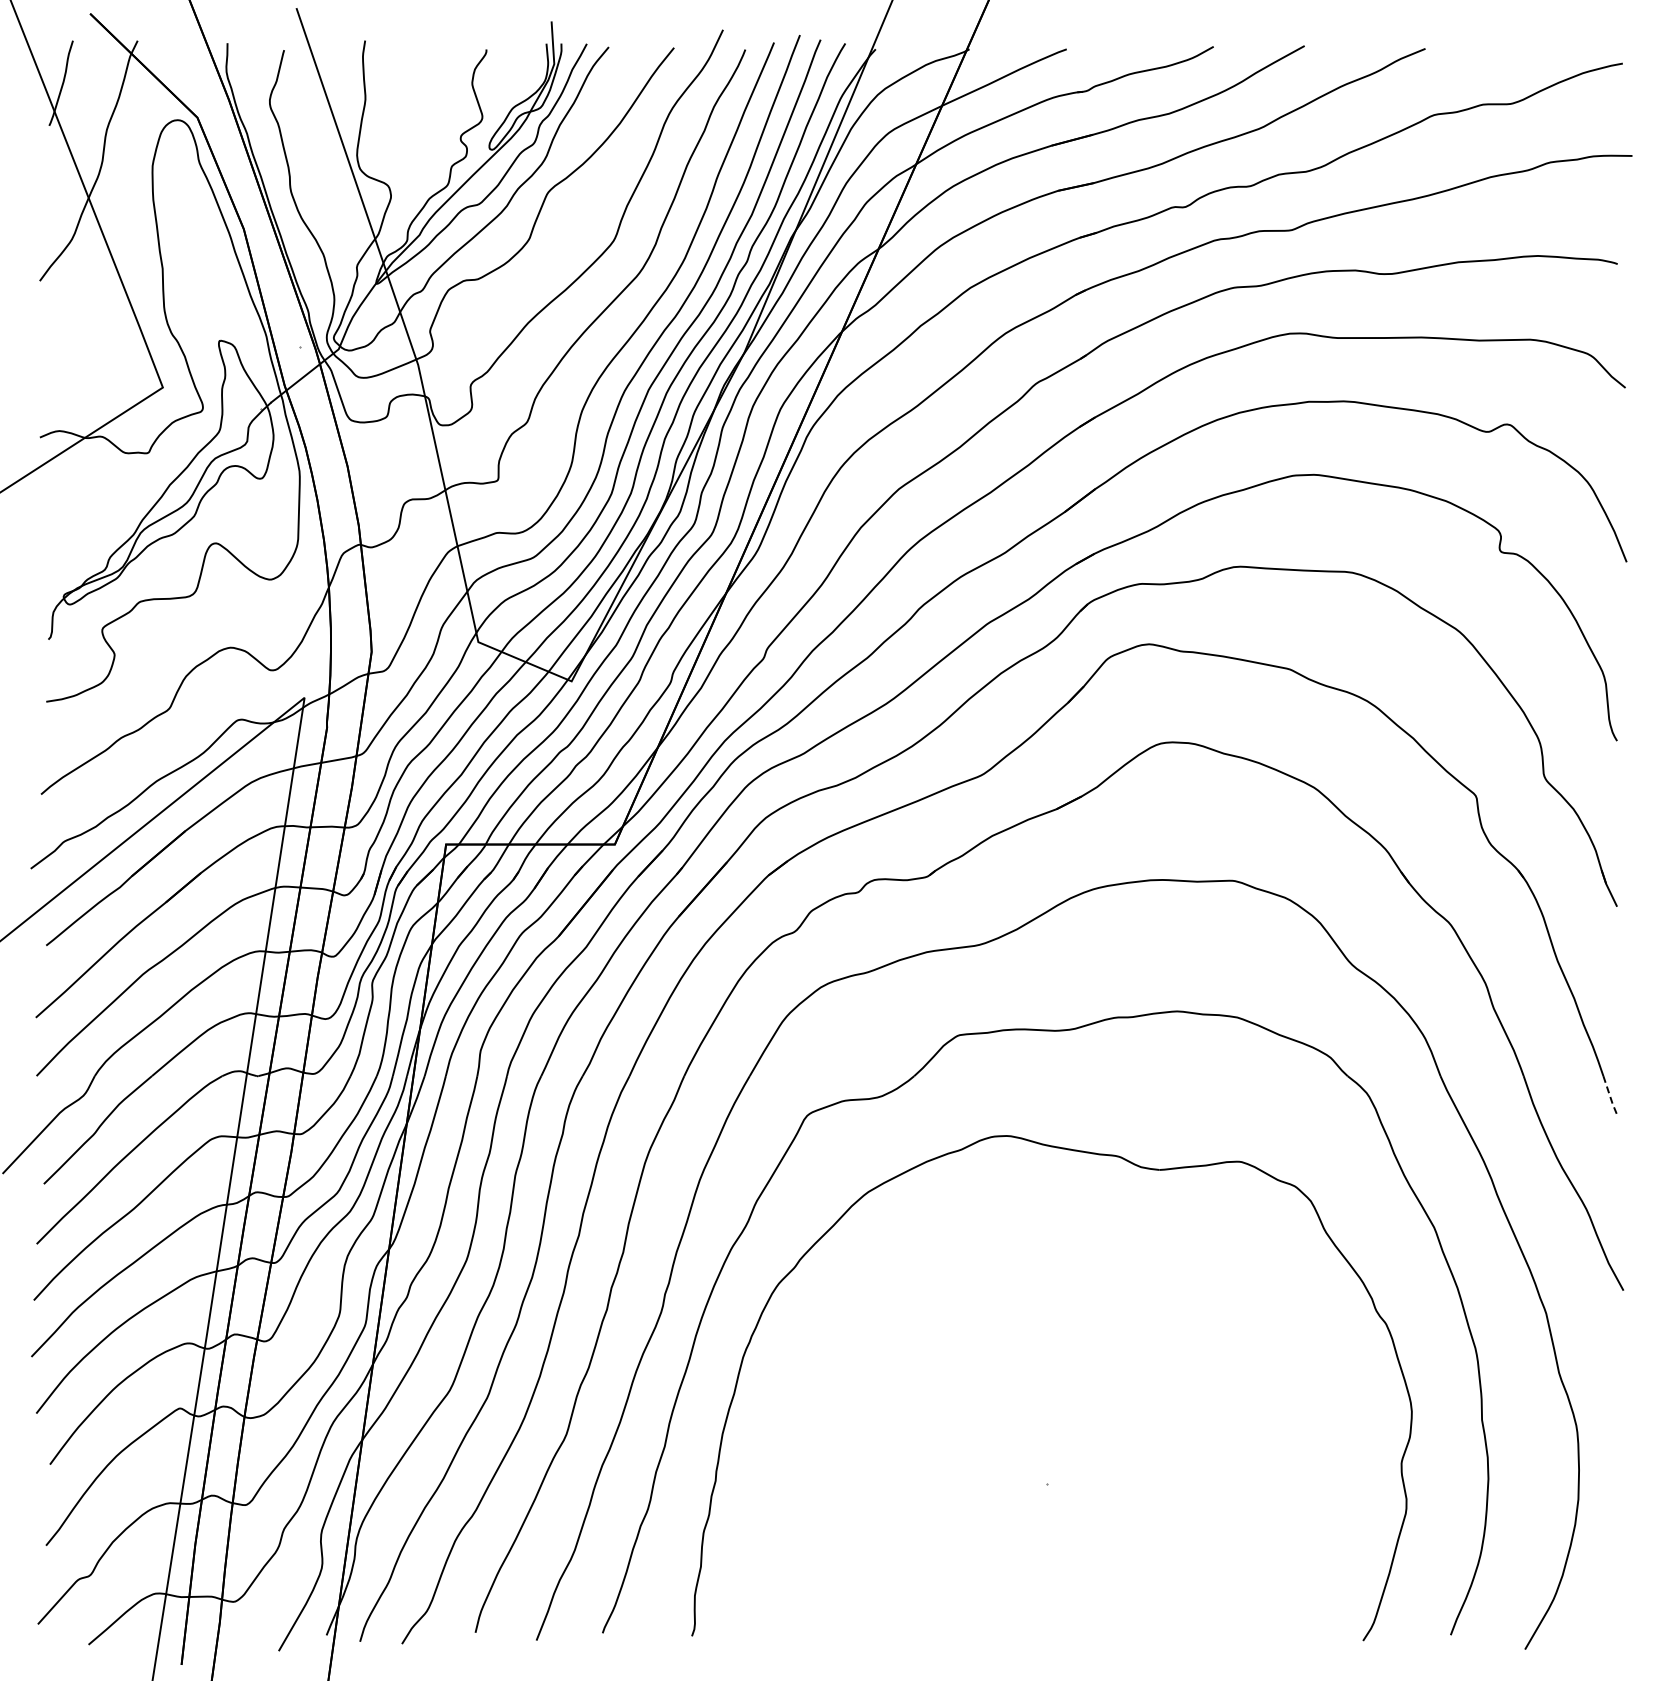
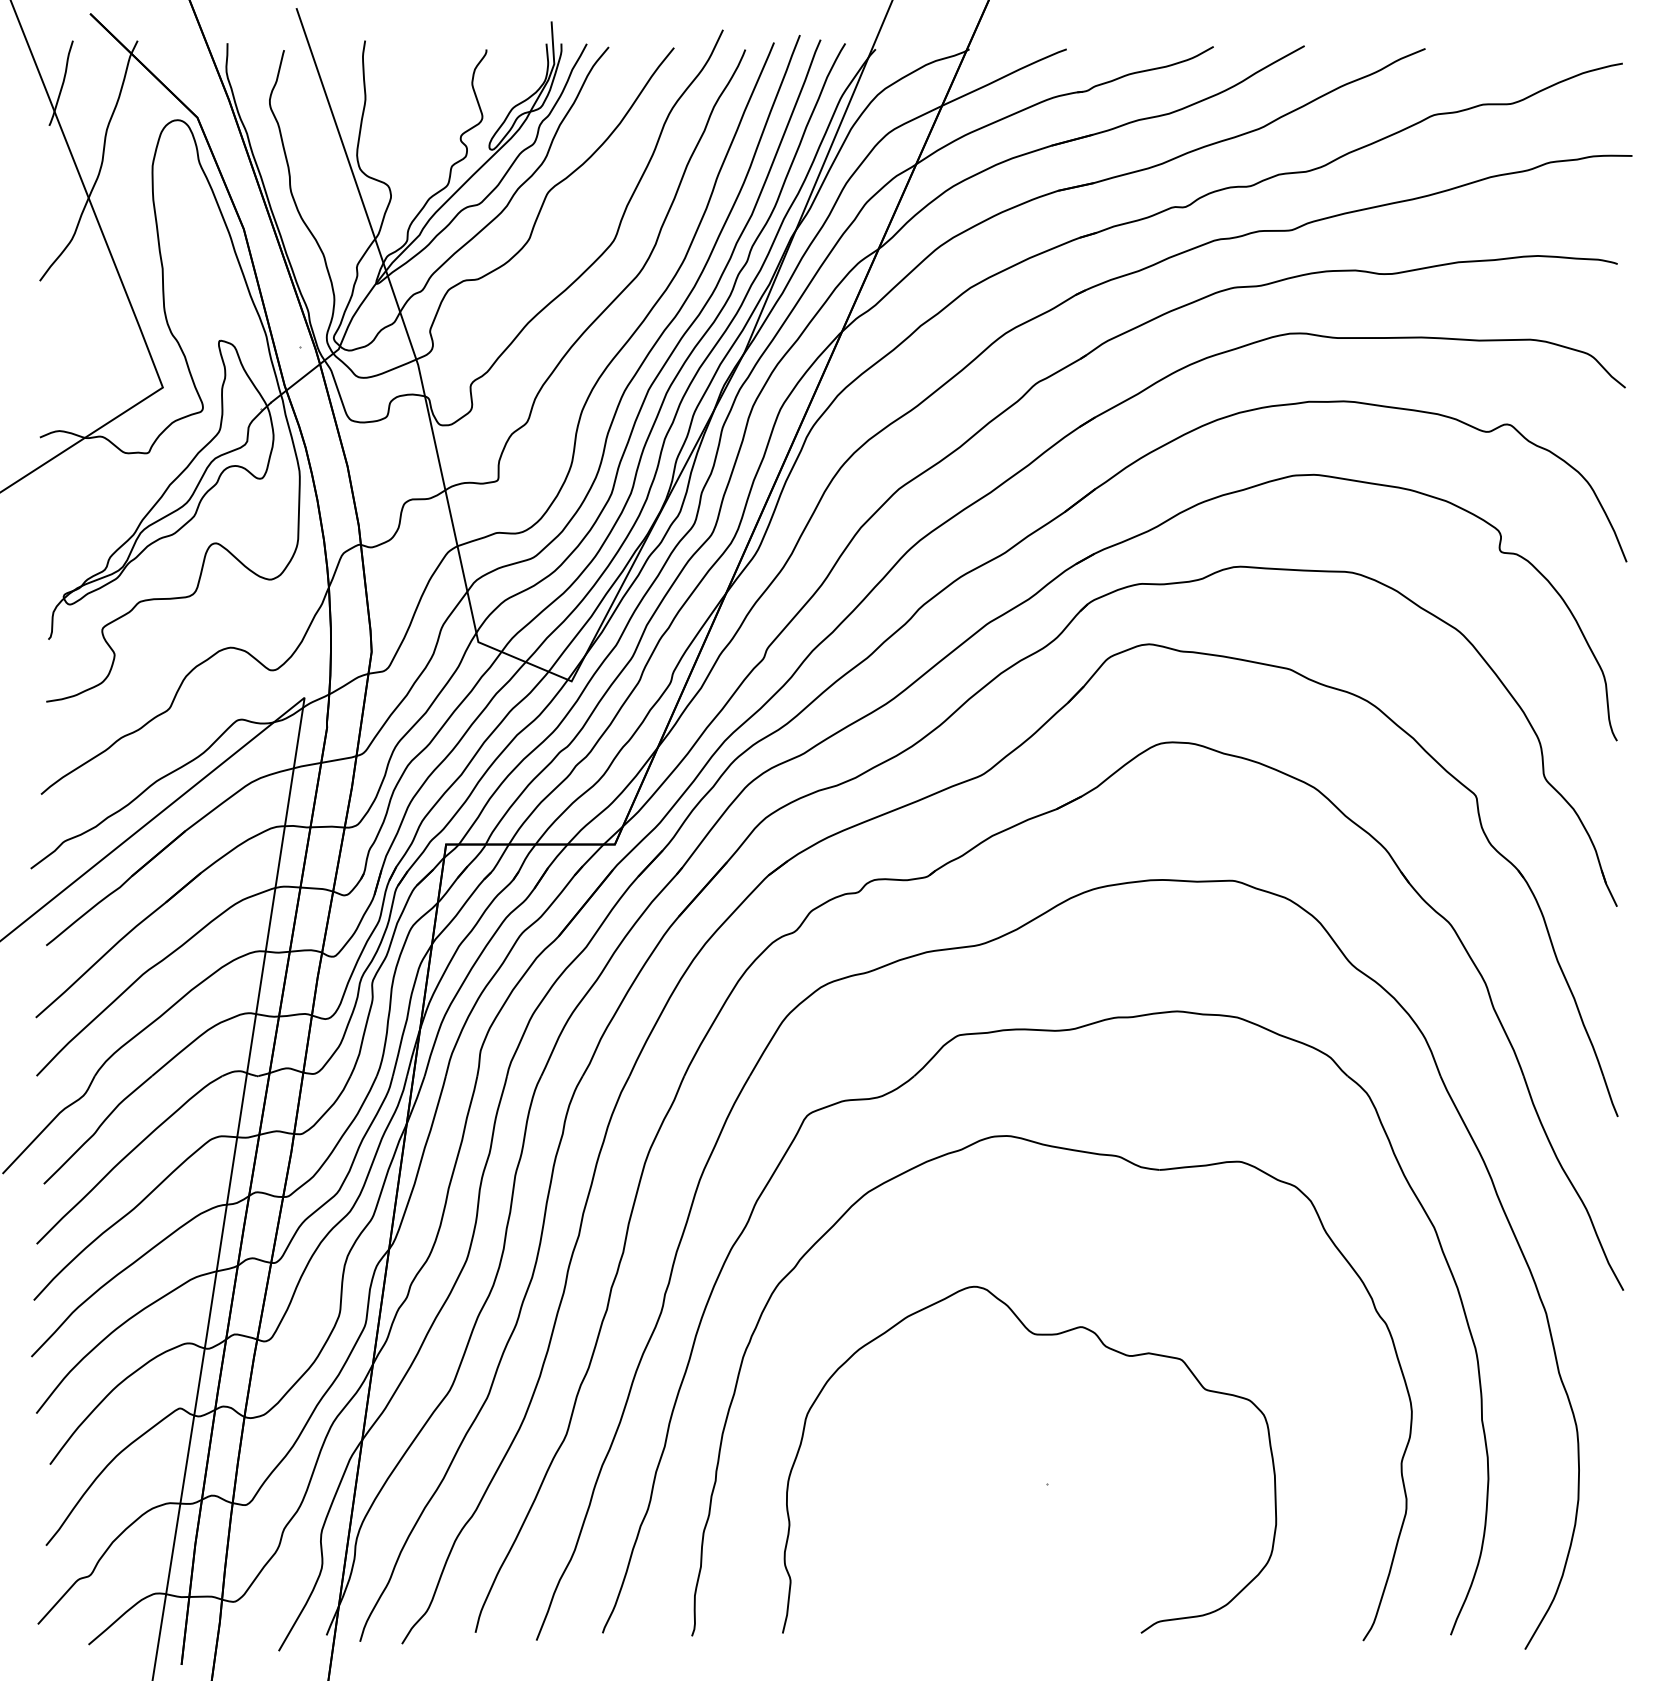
line: dashed -> solid (1610, 1097)
curve: none -> present (1035, 1335)
